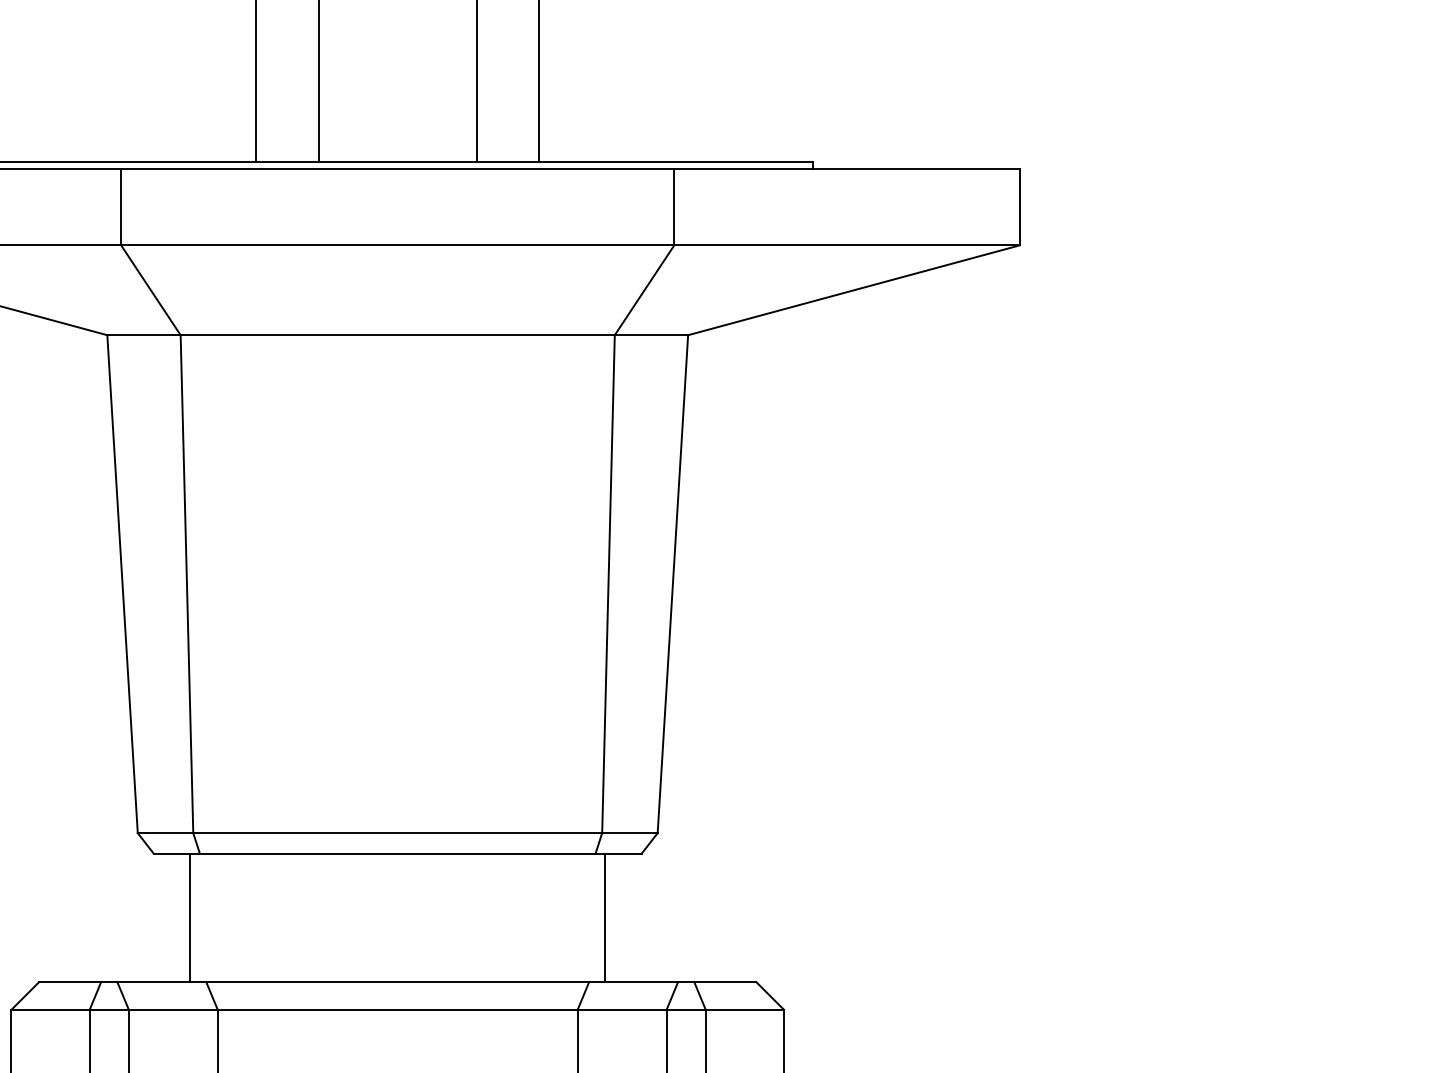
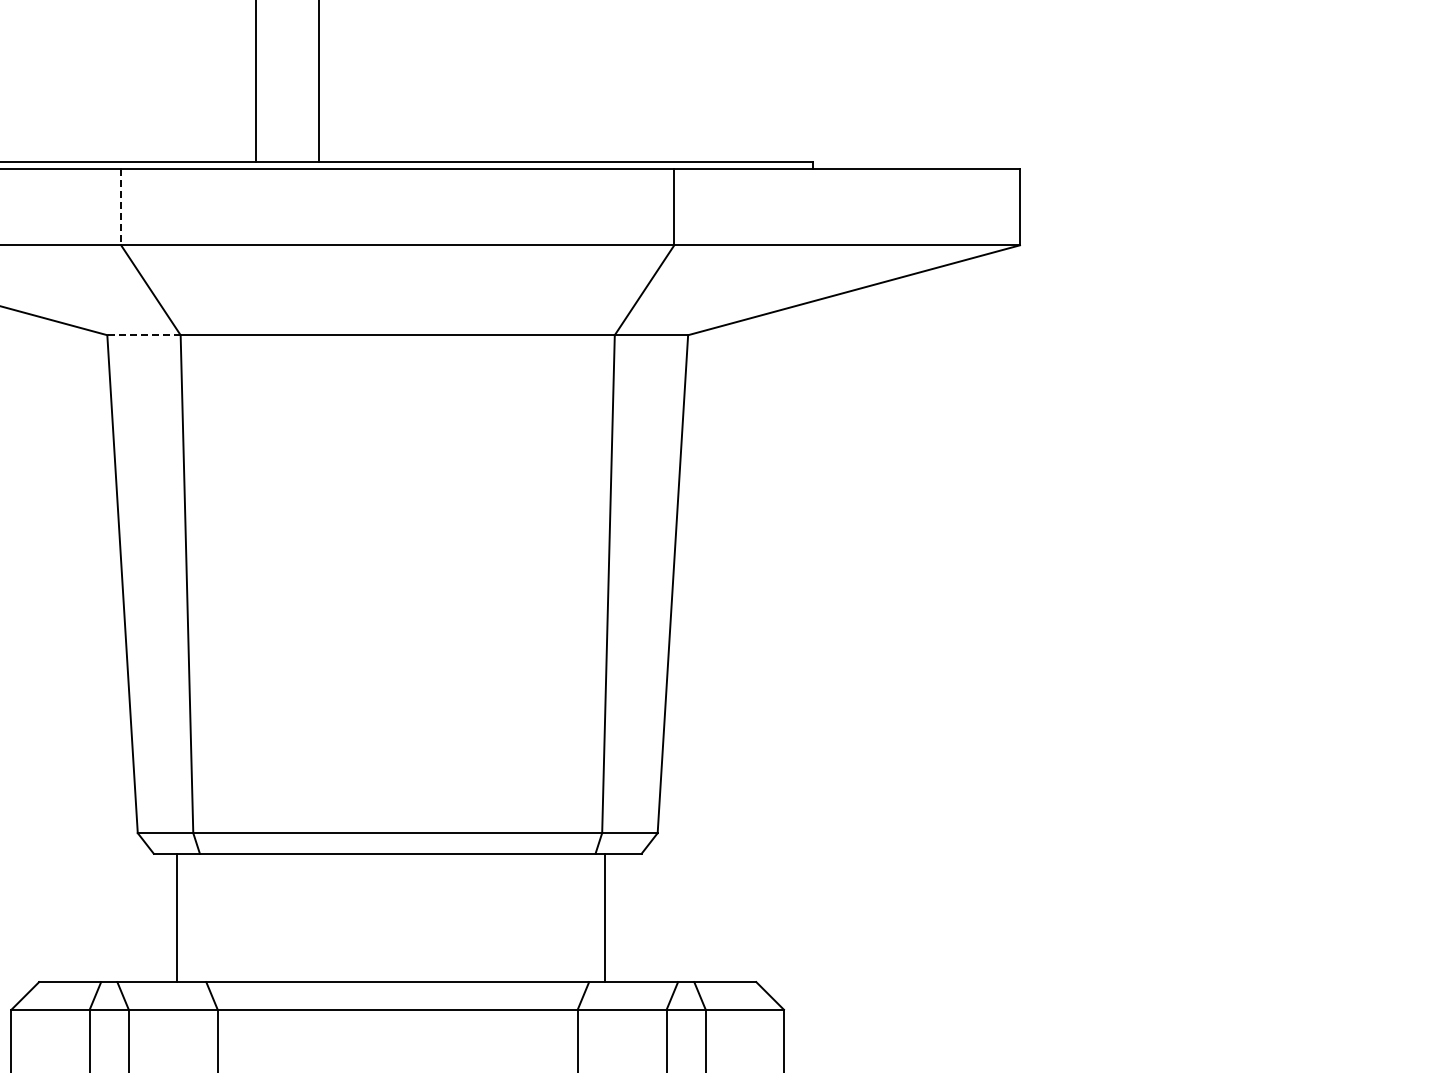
line: present -> none (476, 82)
line: present -> none (539, 82)
line: solid -> dashed (121, 207)
line: solid -> dashed (143, 335)
line position: (190, 917) -> (177, 917) (177, 917)
